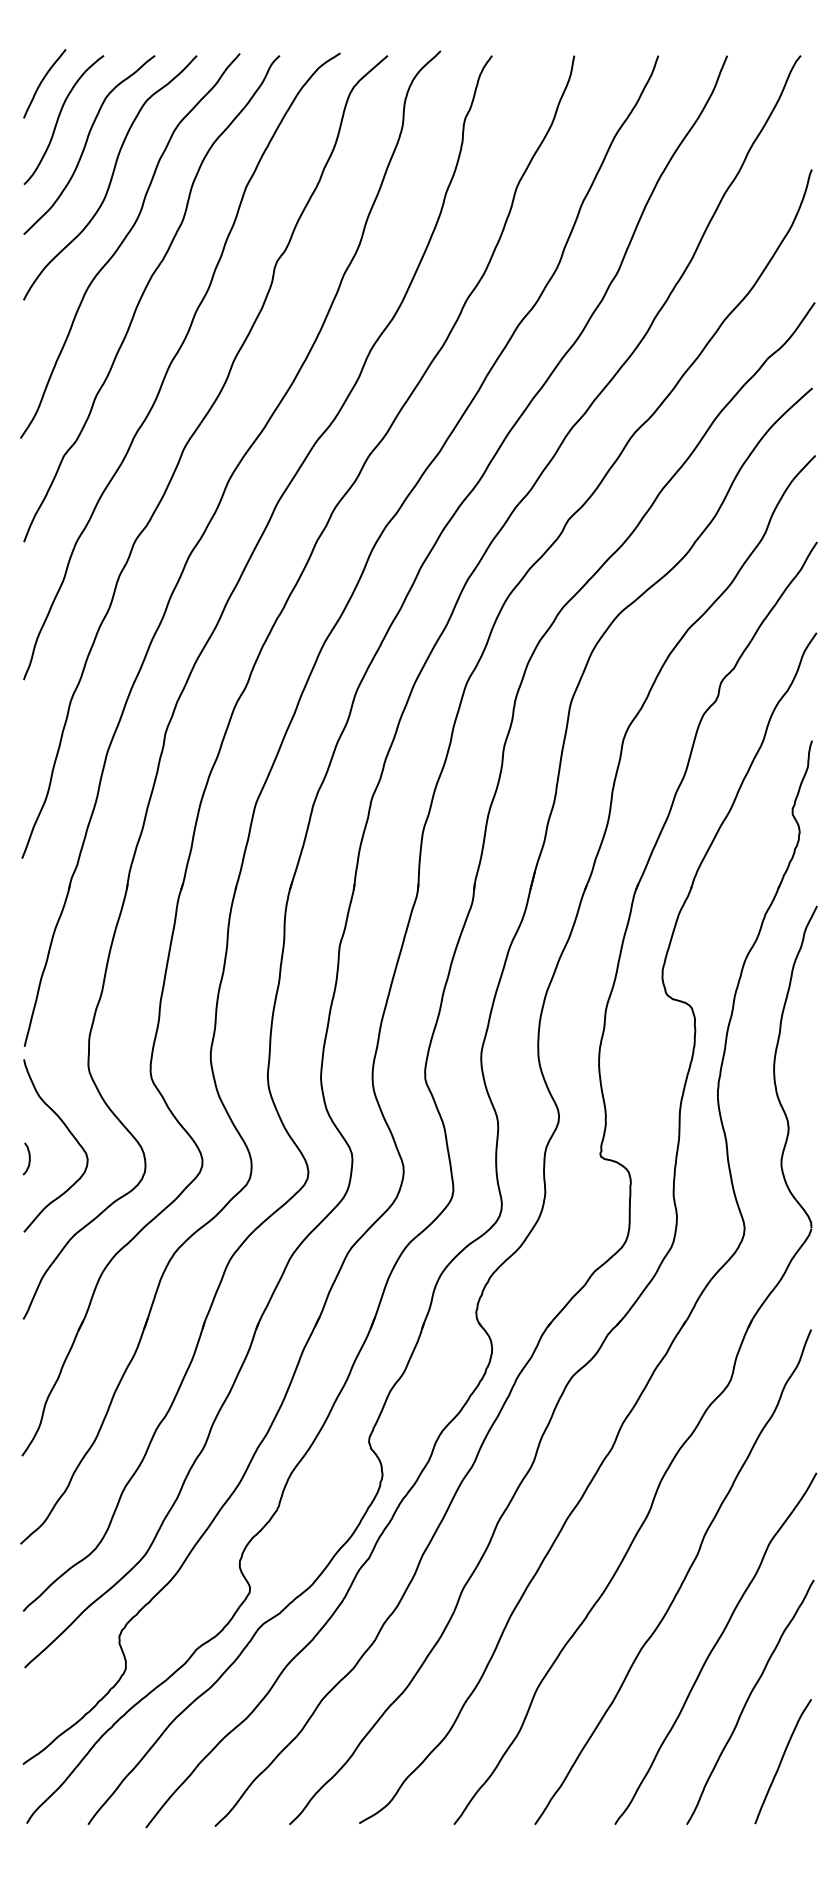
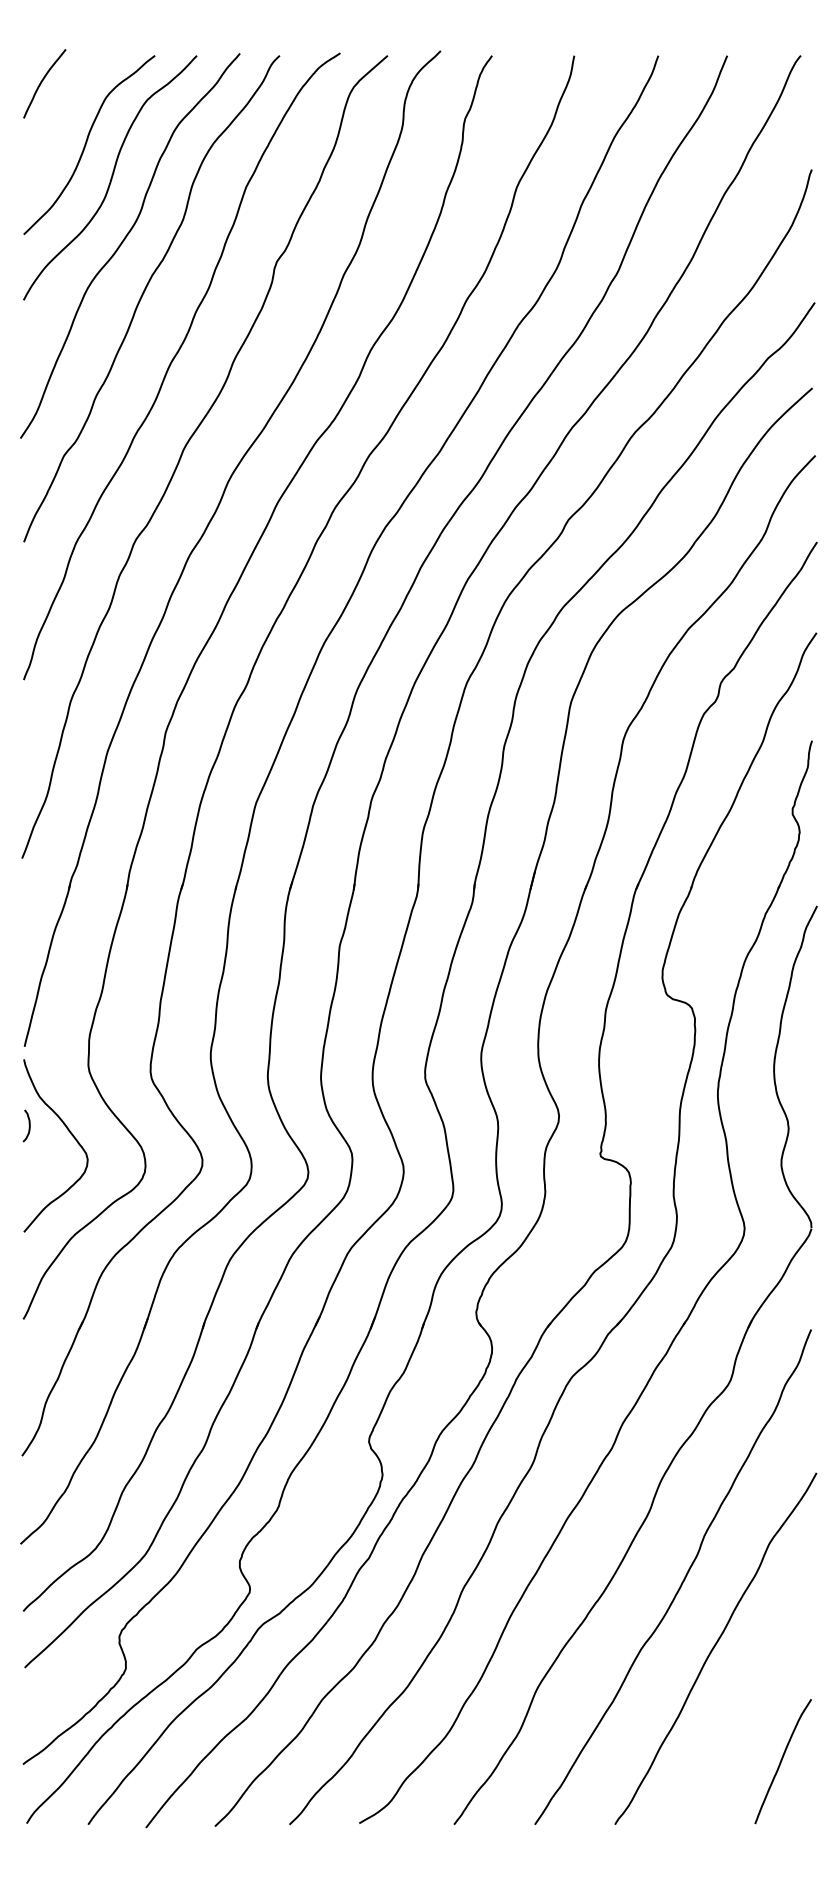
curve: present -> none (59, 118)
curve position: (28, 1157) -> (28, 1124) (28, 1124)
curve: present -> none (748, 1700)
